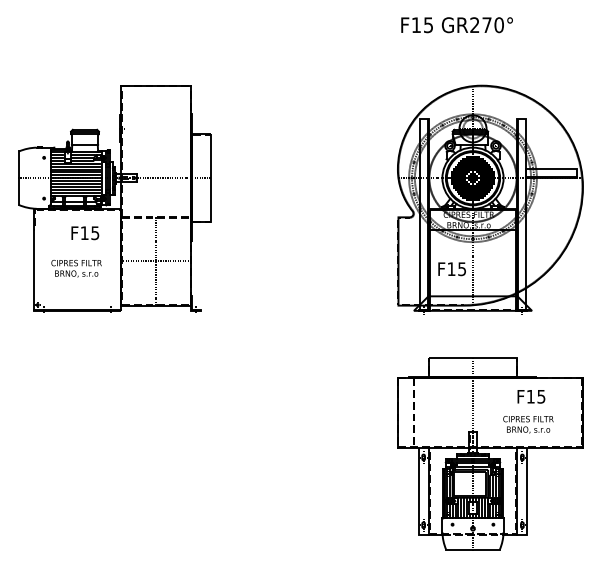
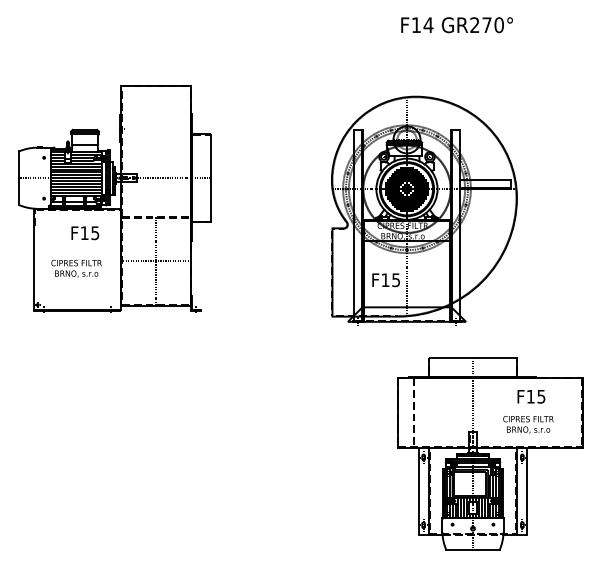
text: F15 -> F14 (428, 25)
part position: (490, 199) -> (424, 210) (424, 210)
